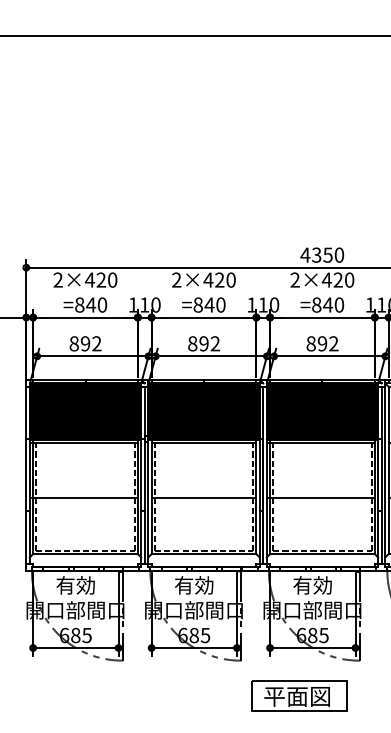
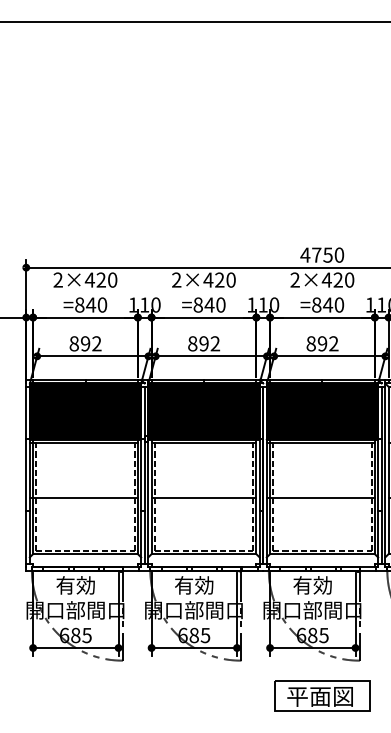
line position: (194, 35) -> (194, 21) (194, 21)
text: 4350 -> 4750 (316, 254)
part position: (299, 695) -> (322, 695) (322, 695)
